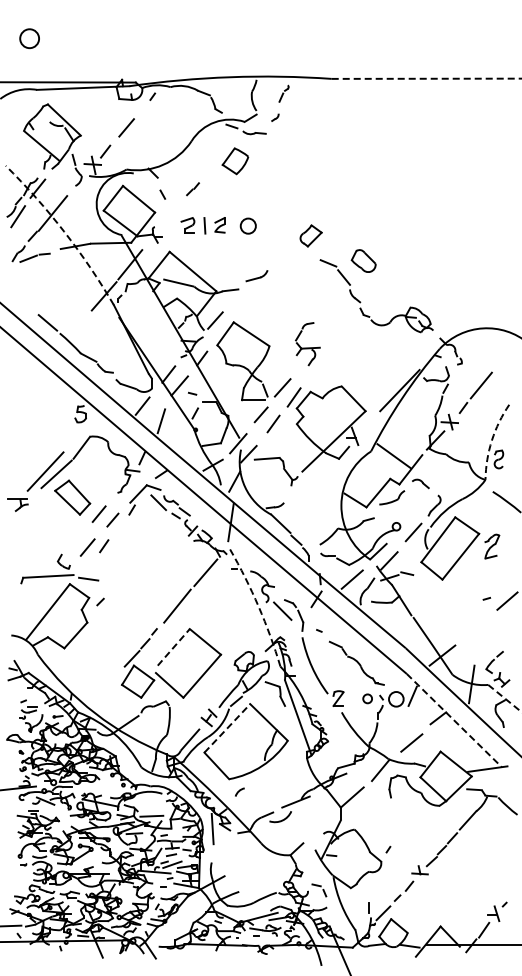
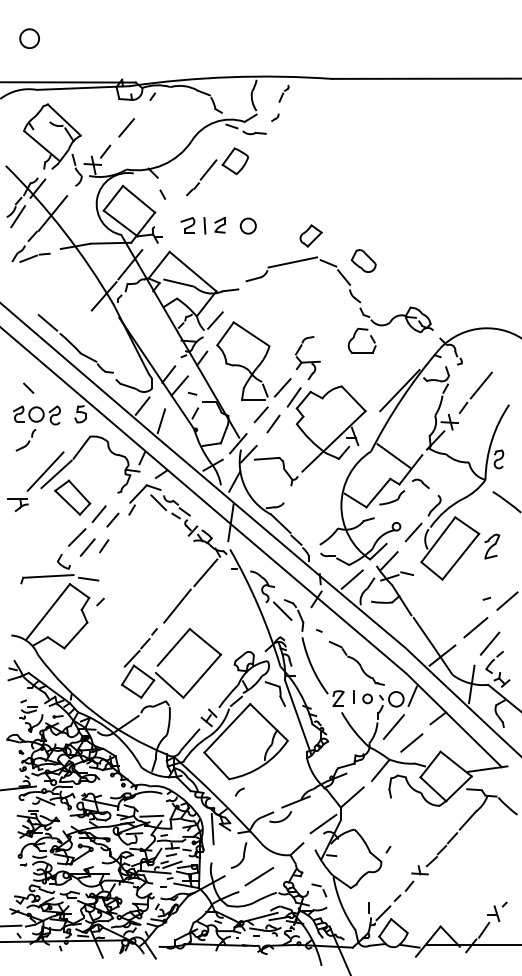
line: dashed -> solid (426, 78)
line: none -> present (208, 169)
arc: dashed -> solid (64, 231)
line: none -> present (292, 262)
part: none -> present (354, 337)
part position: (307, 344) -> (307, 358) (307, 358)
line: none -> present (28, 387)
part: none -> present (36, 428)
arc: dashed -> solid (491, 440)
line: none -> present (76, 537)
arc: dashed -> solid (258, 606)
line: none -> present (475, 627)
line: none -> present (489, 643)
line: dashed -> solid (174, 647)
line: none -> present (353, 696)
line: dashed -> solid (505, 698)
line: dashed -> solid (454, 720)
line: none -> present (393, 726)
line: dashed -> solid (227, 728)
line: none -> present (323, 823)
part: none -> present (239, 855)
line: none -> present (259, 876)
